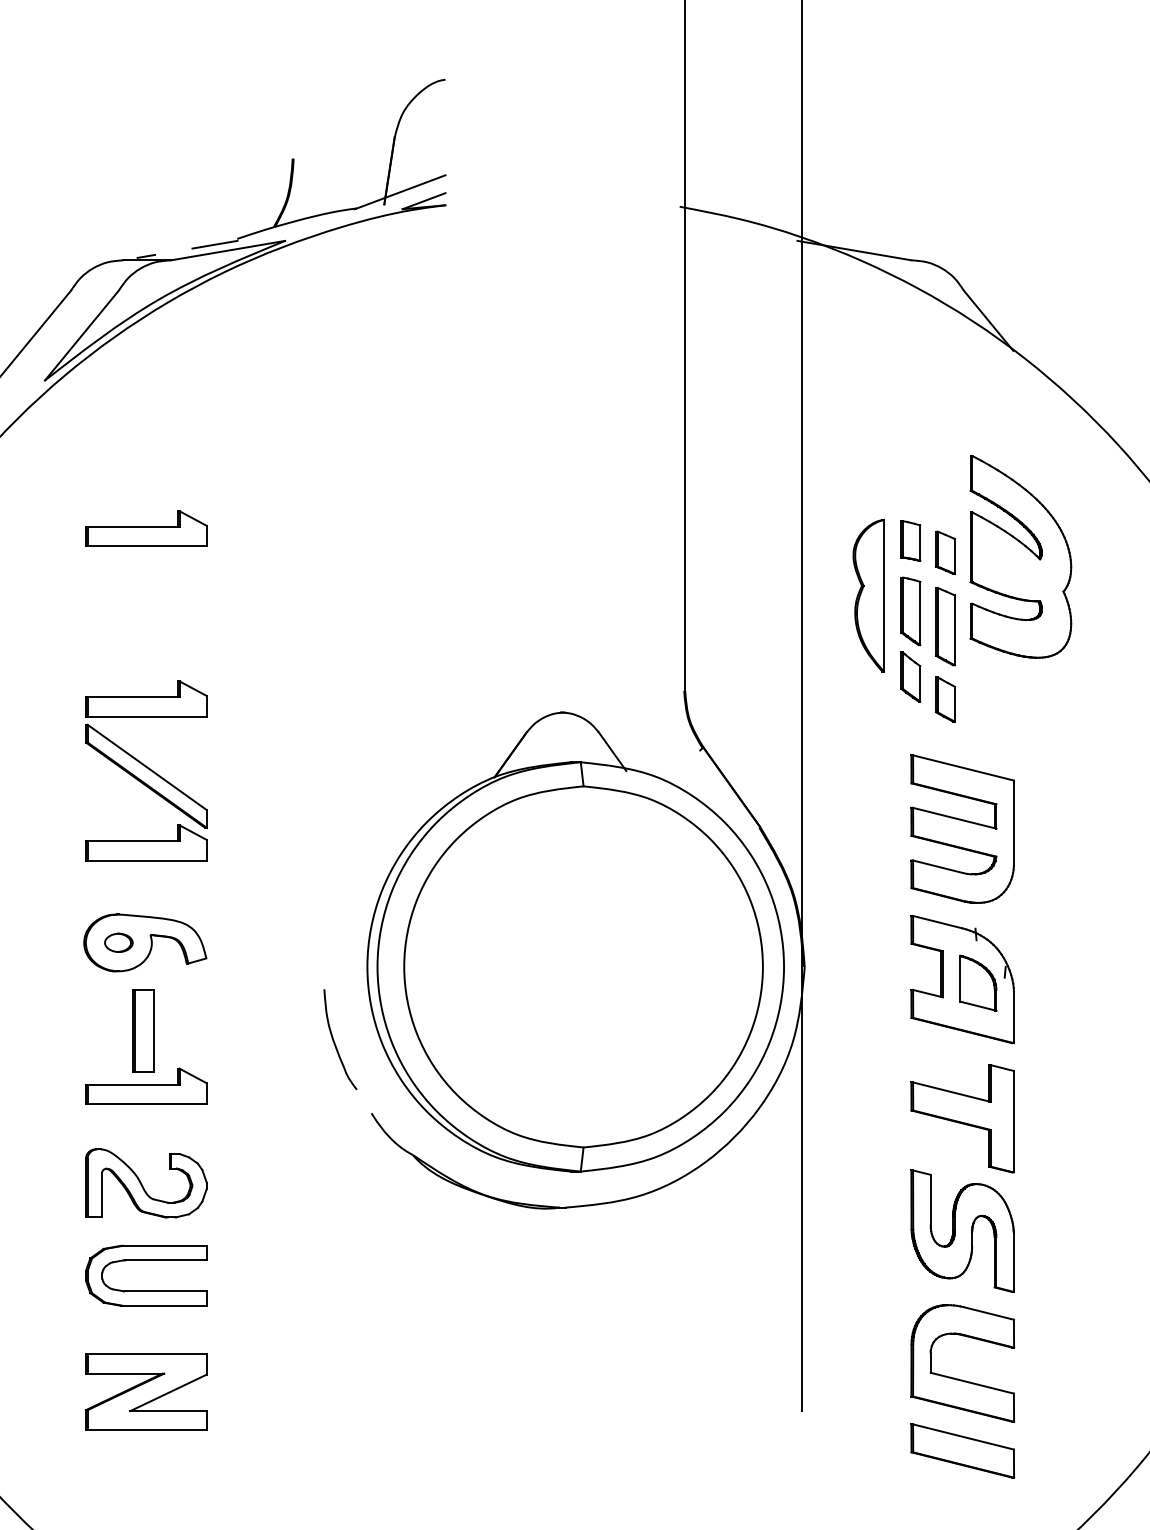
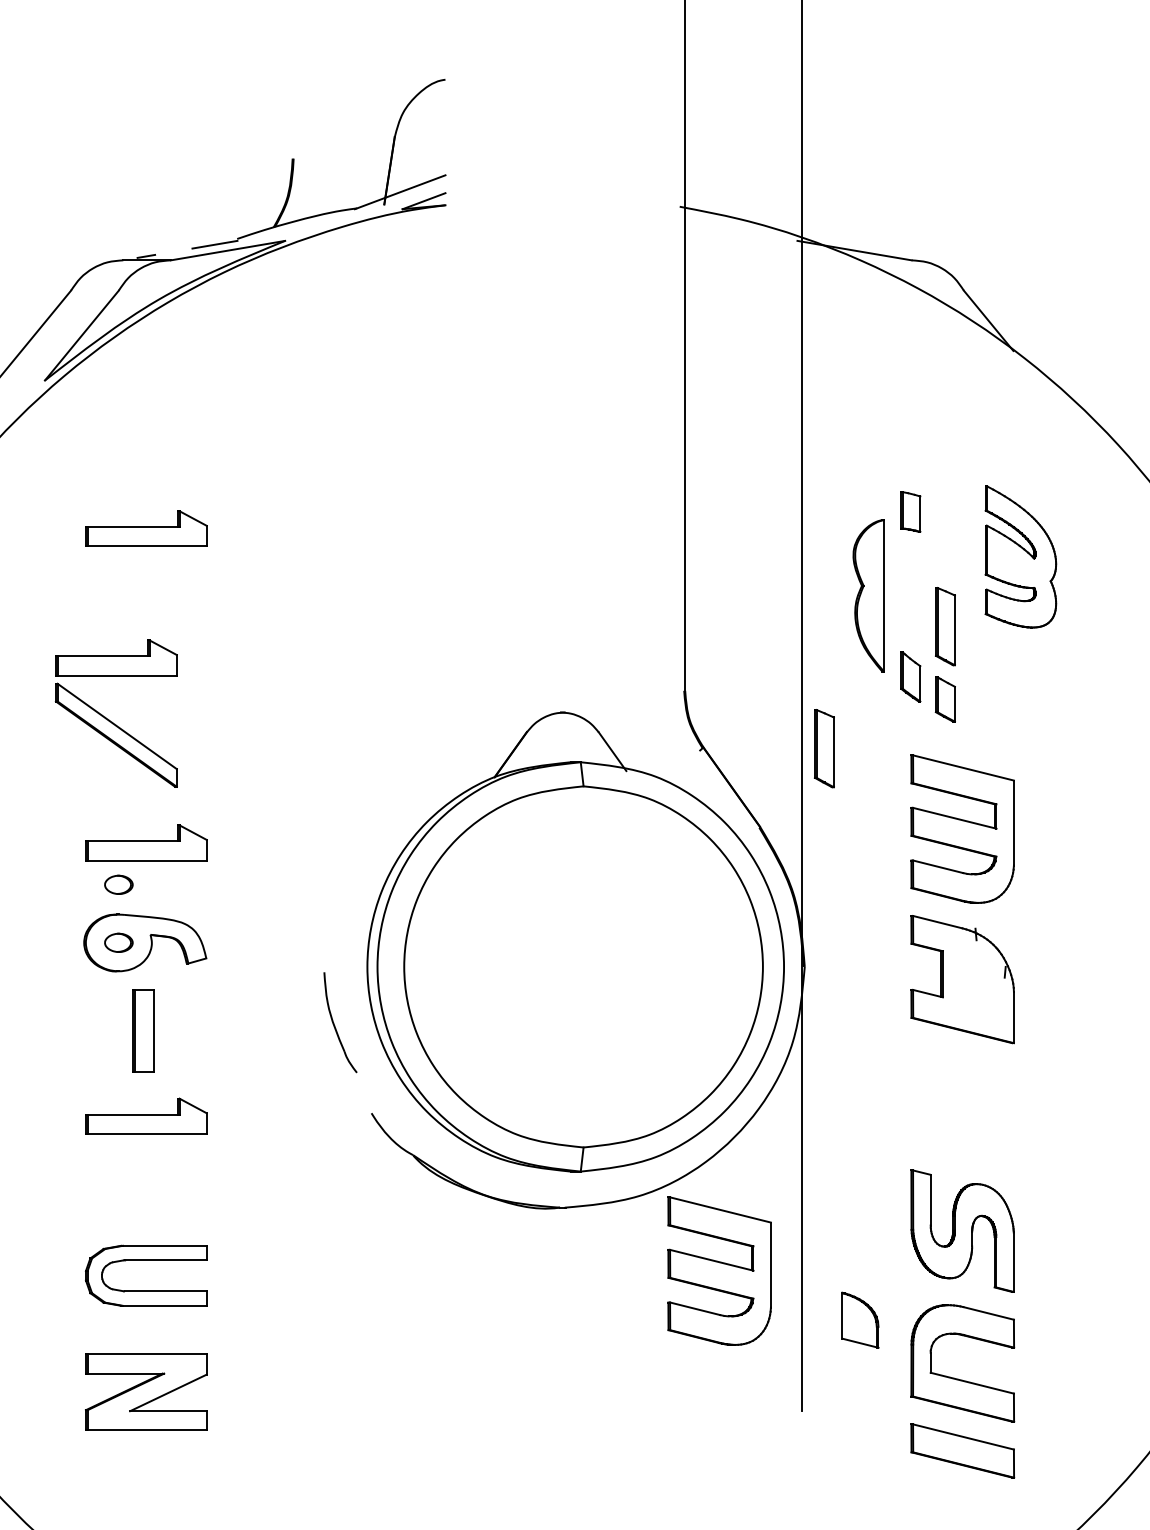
part position: (910, 540) -> (910, 511) (910, 511)
part: present -> none (945, 552)
part size: 104x204 px -> 74x144 px (1020, 556)
part: present -> none (910, 611)
part: none -> present (824, 748)
part position: (139, 760) -> (109, 719) (109, 719)
part: none -> present (118, 884)
part position: (978, 982) -> (860, 1319) (860, 1319)
part position: (340, 1039) -> (340, 1022) (340, 1022)
part position: (146, 1085) -> (146, 1115) (146, 1115)
part: present -> none (962, 1118)
part: present -> none (146, 1183)
part: none -> present (719, 1270)
